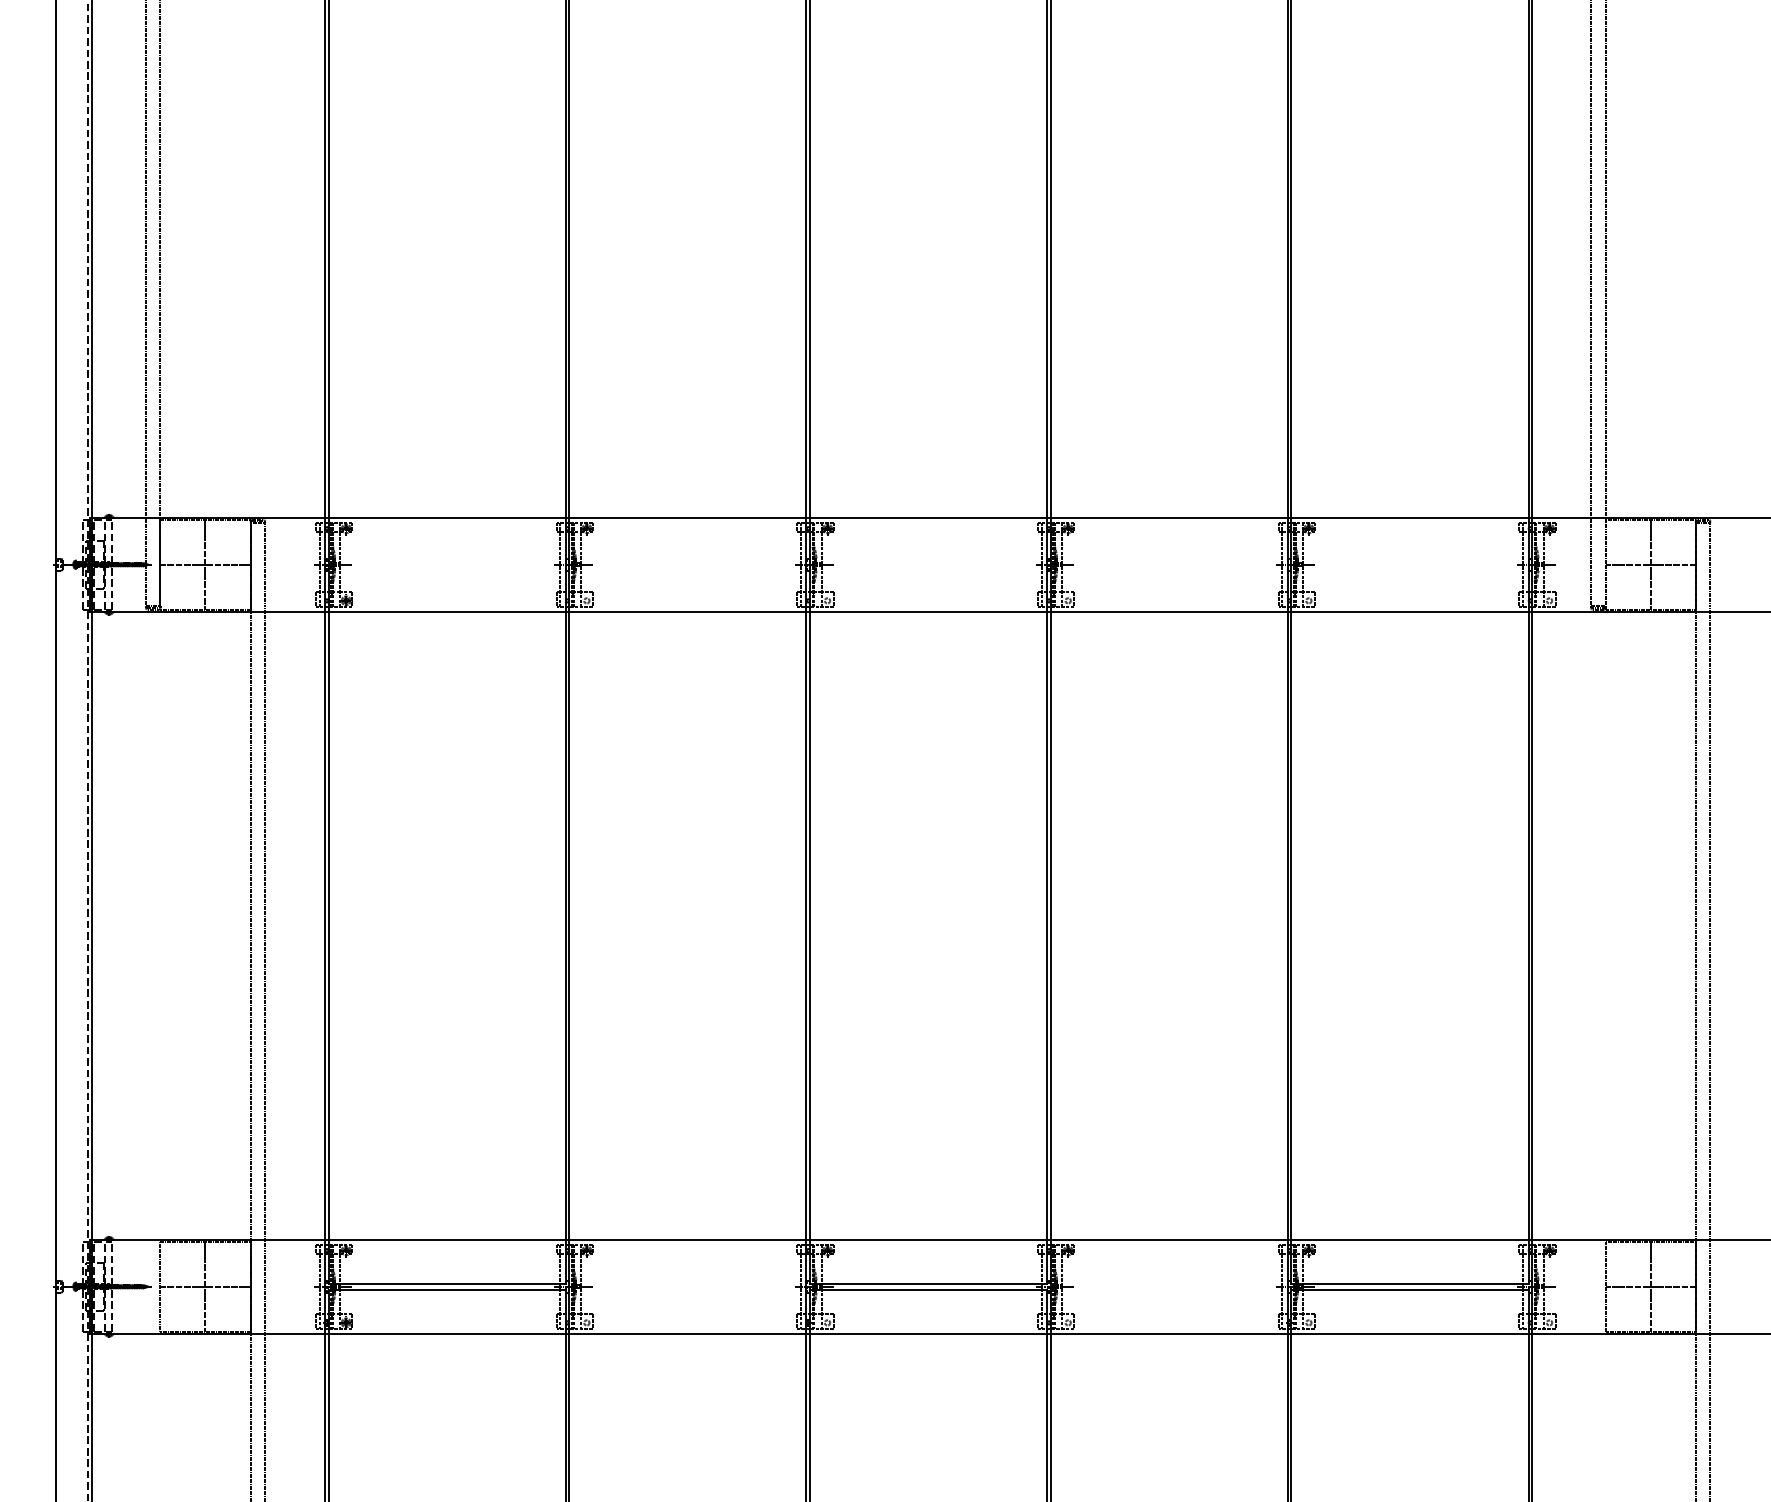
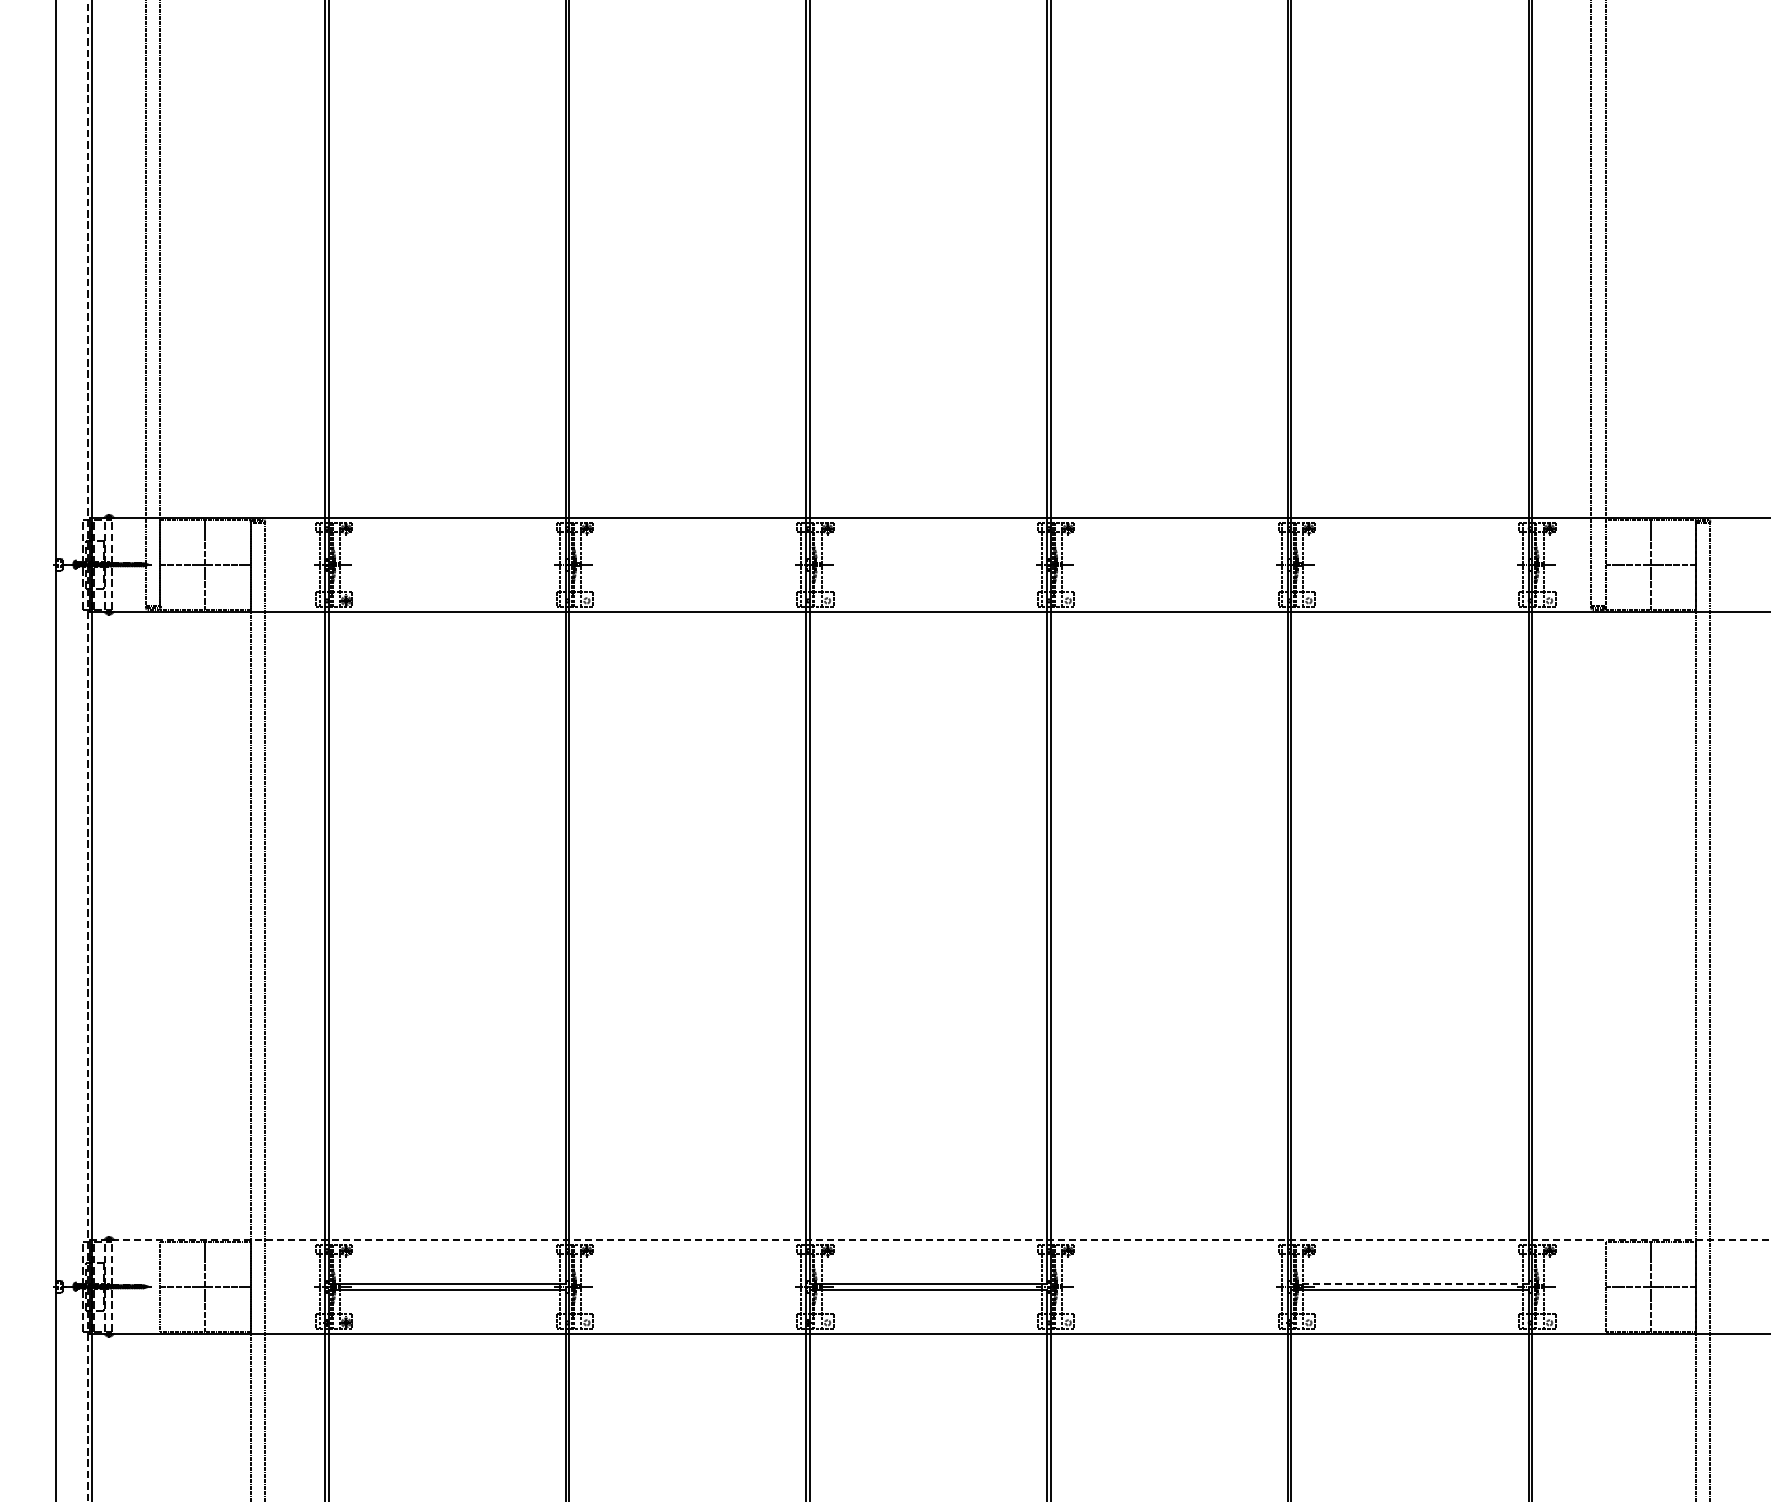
line: solid -> dashed (930, 1239)
line: solid -> dashed (1409, 1283)
